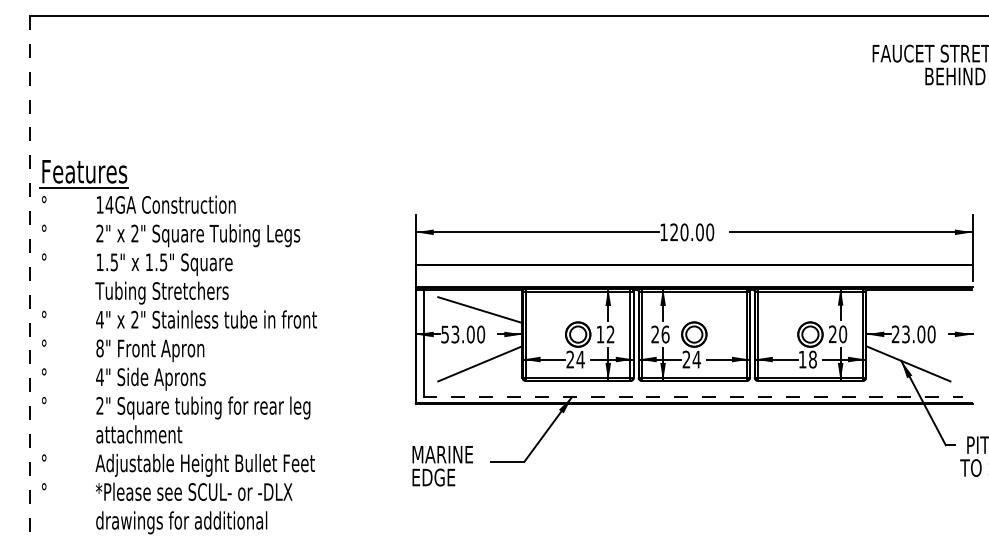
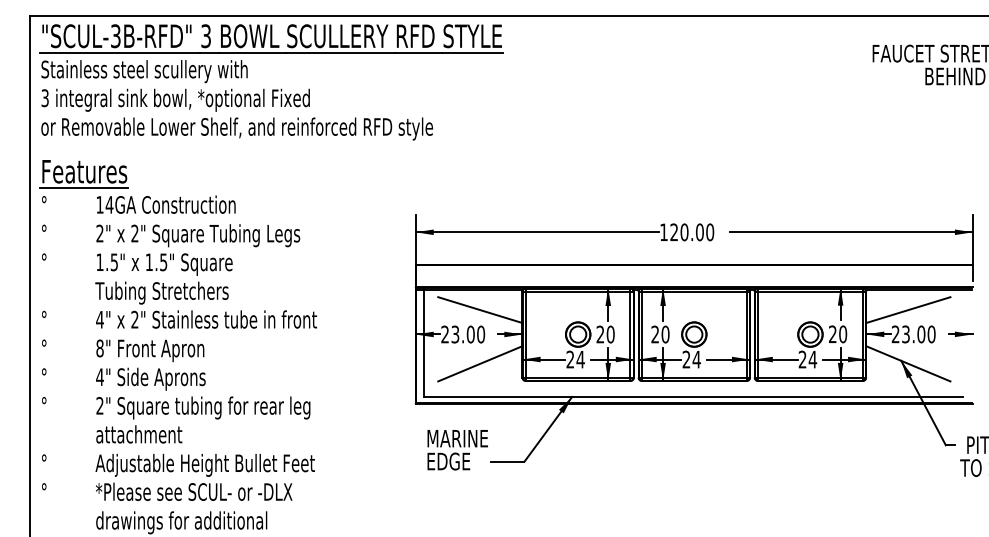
part: none -> present (272, 89)
line: dashed -> solid (29, 275)
line: none -> present (908, 310)
text: 26 -> 20 (665, 333)
text: 53.00 -> 23.00 (444, 334)
text: 12 -> 20 (605, 334)
text: 18 -> 24 (807, 359)
line: dashed -> solid (693, 397)
text position: (442, 466) -> (457, 450) (457, 450)
